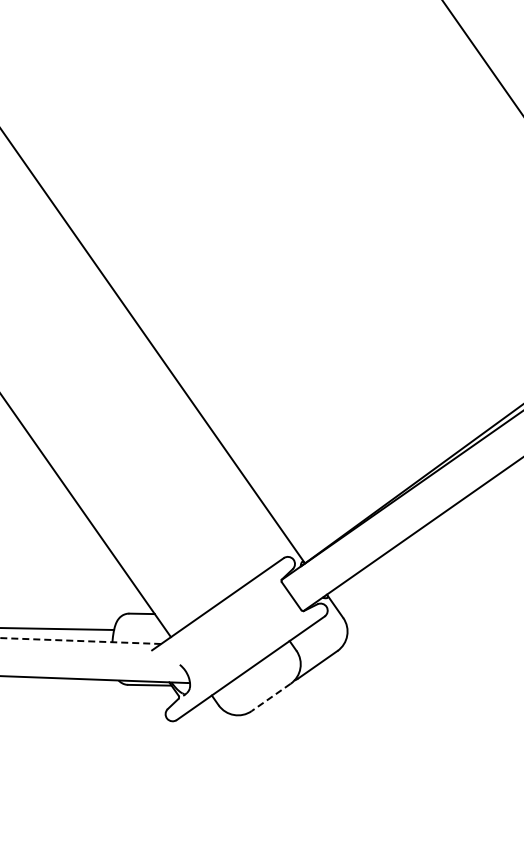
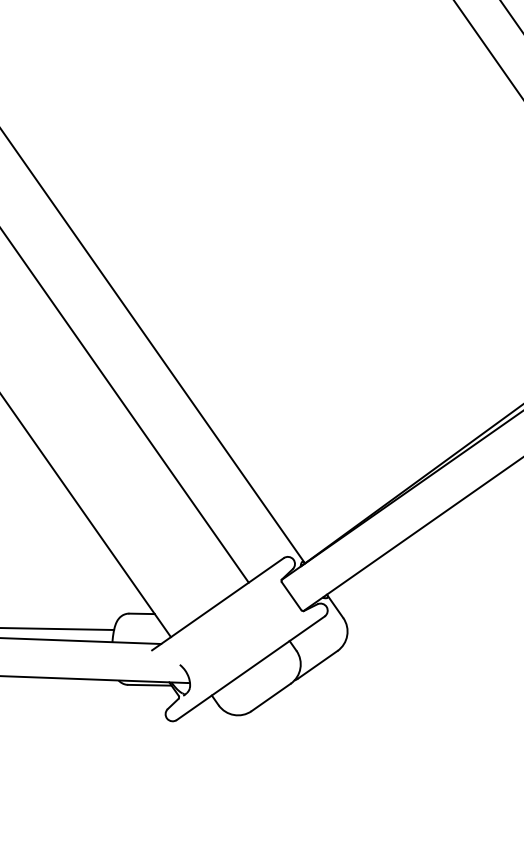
line: none -> present (510, 15)
line position: (481, 56) -> (487, 48) (487, 48)
line: none -> present (125, 406)
line: dashed -> solid (80, 641)
line: dashed -> solid (271, 697)
